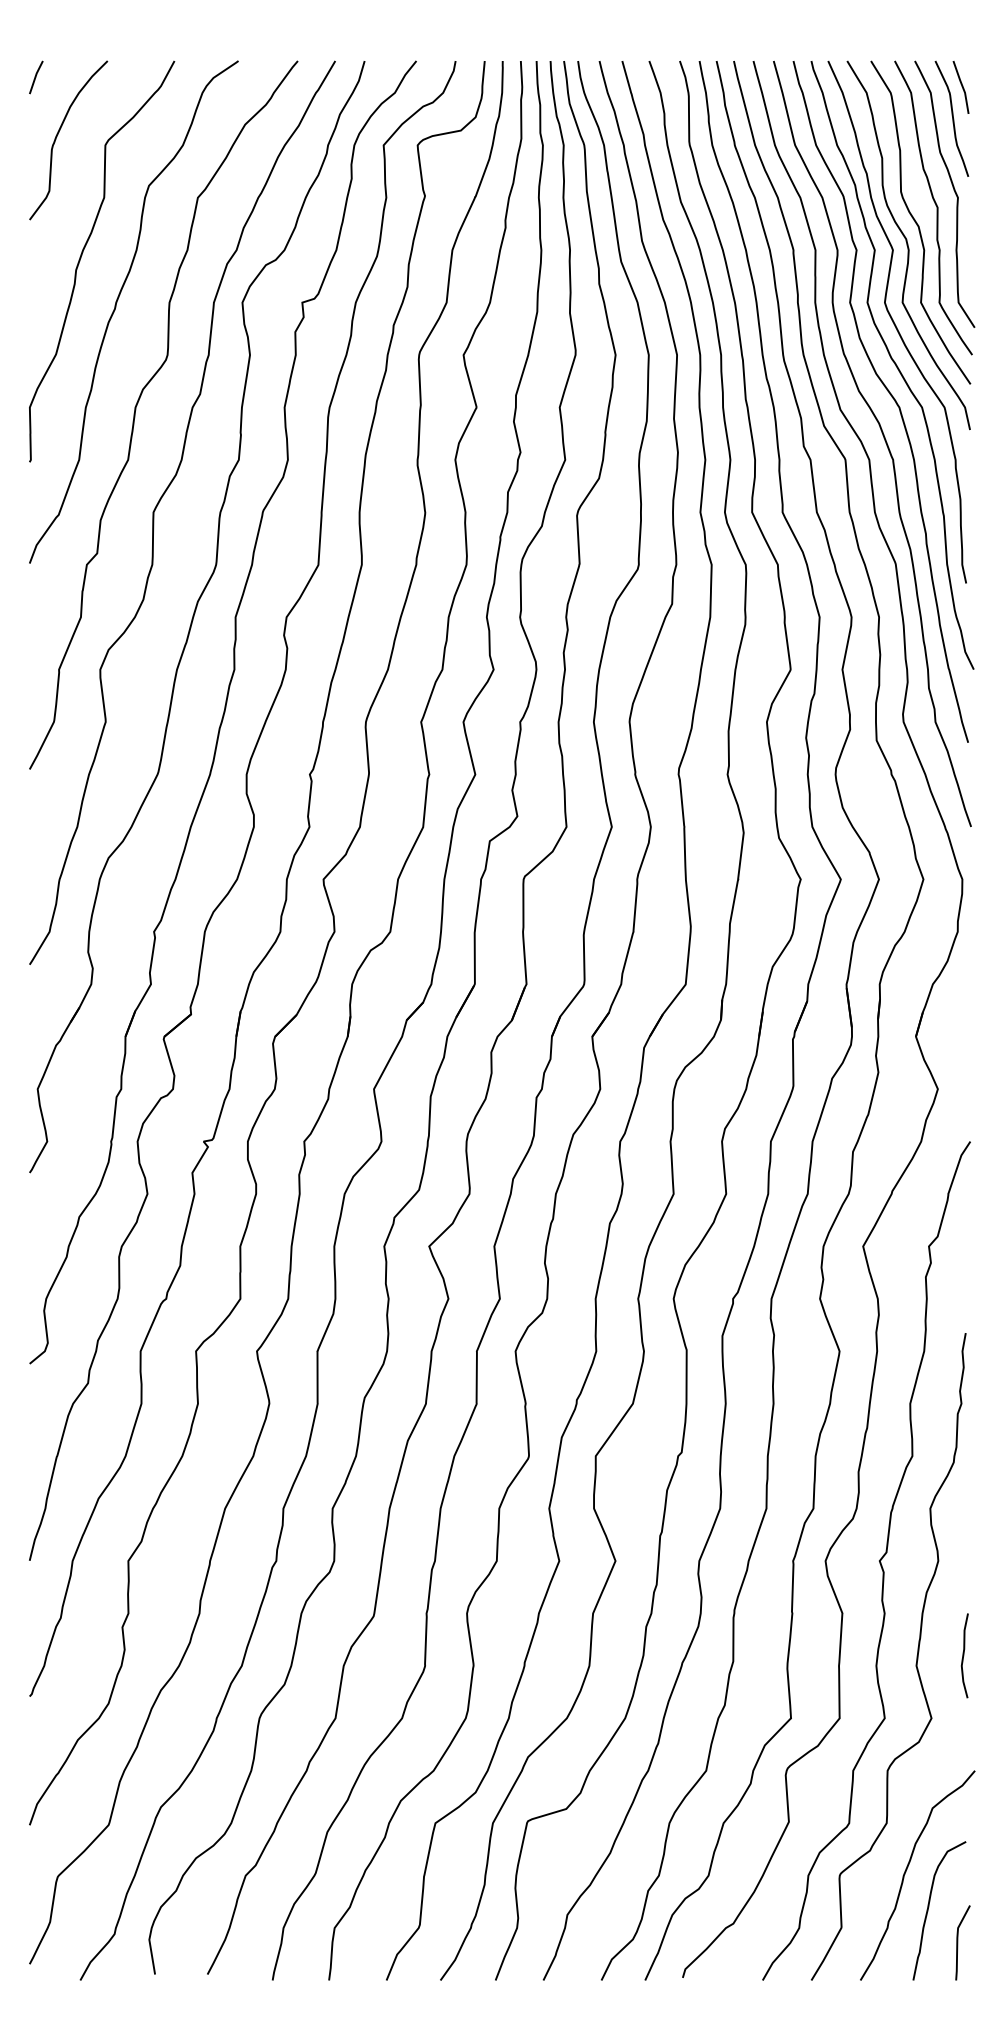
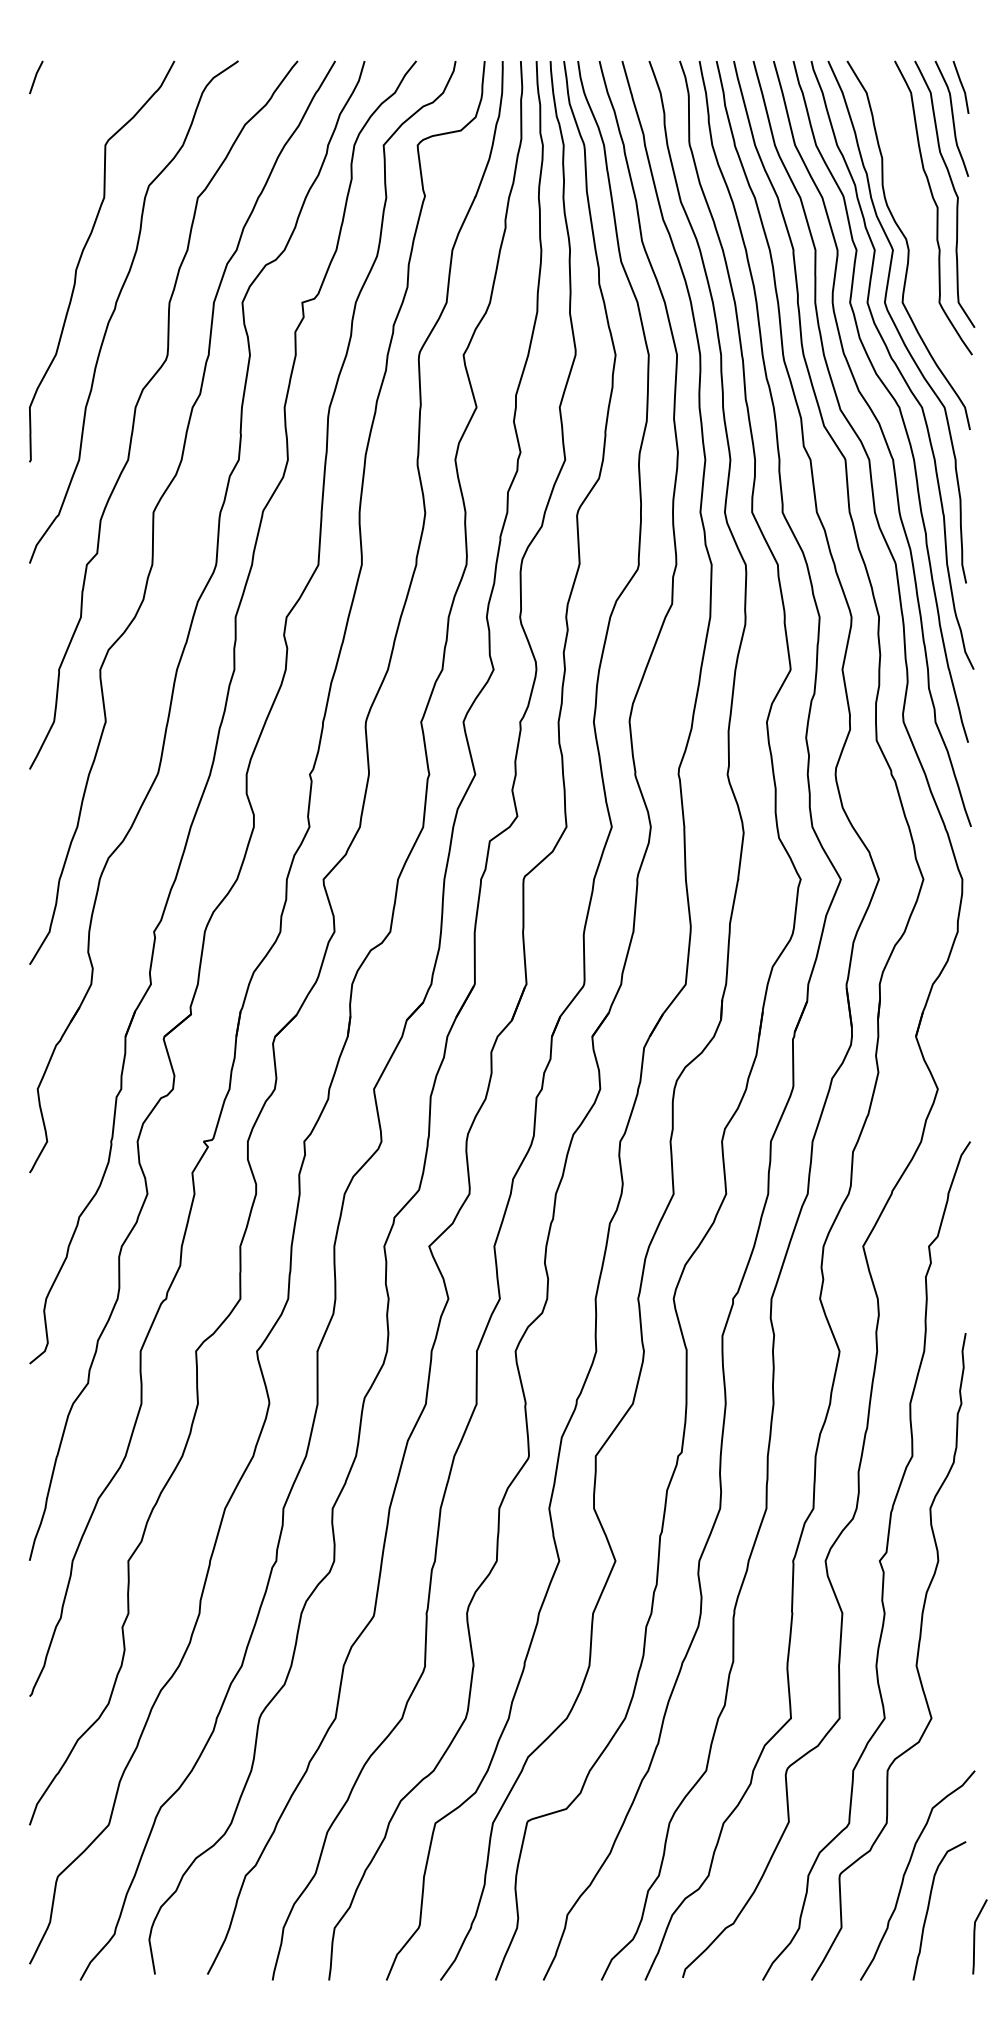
curve: present -> none (58, 134)
curve: present -> none (918, 224)
curve: present -> none (964, 1655)
line position: (958, 1942) -> (975, 1936) (975, 1936)
